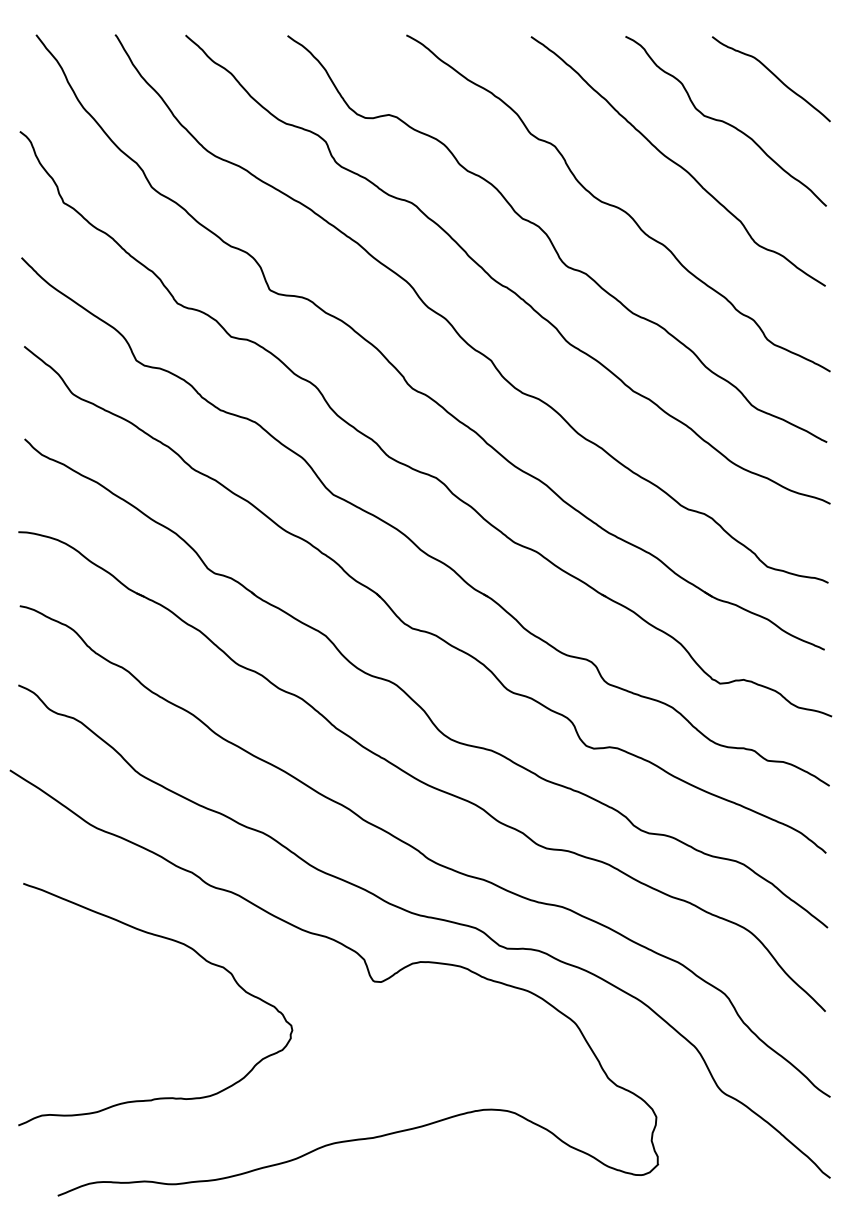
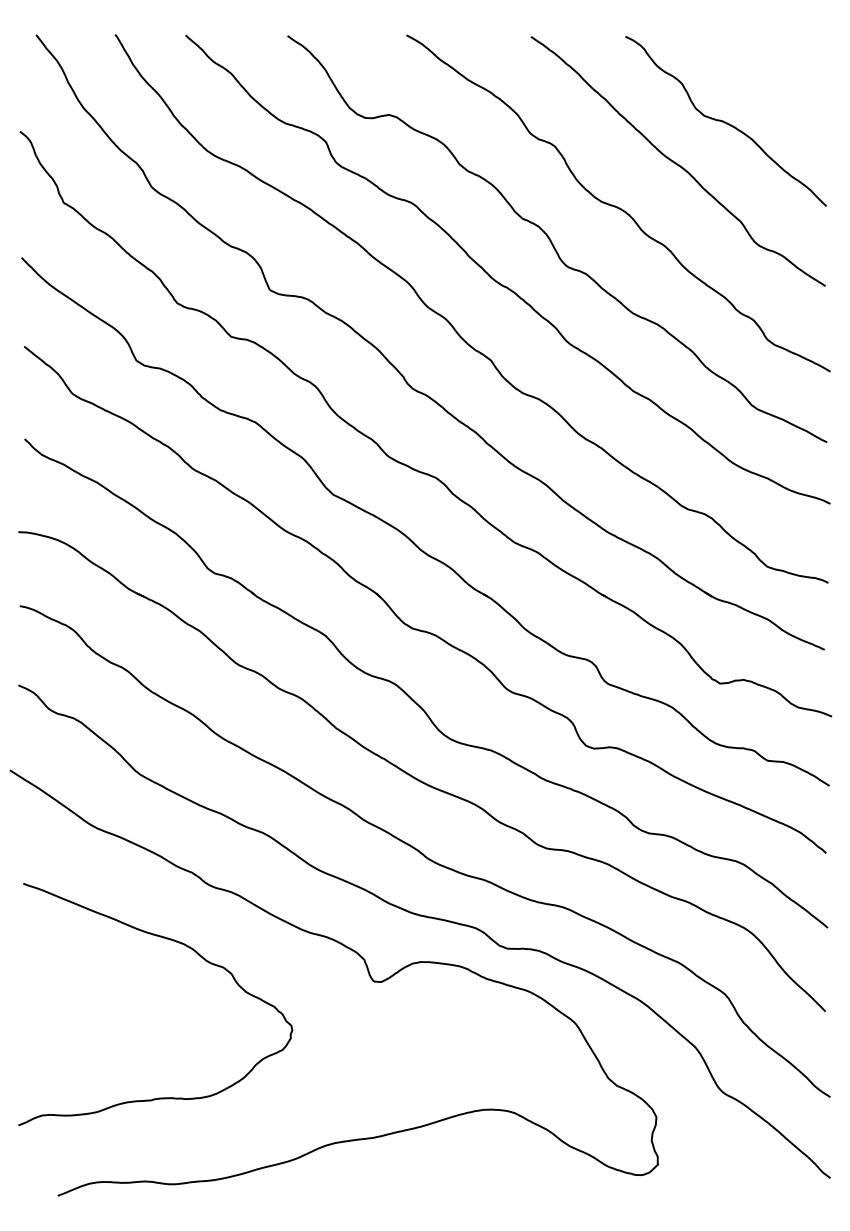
curve: present -> none (773, 75)
